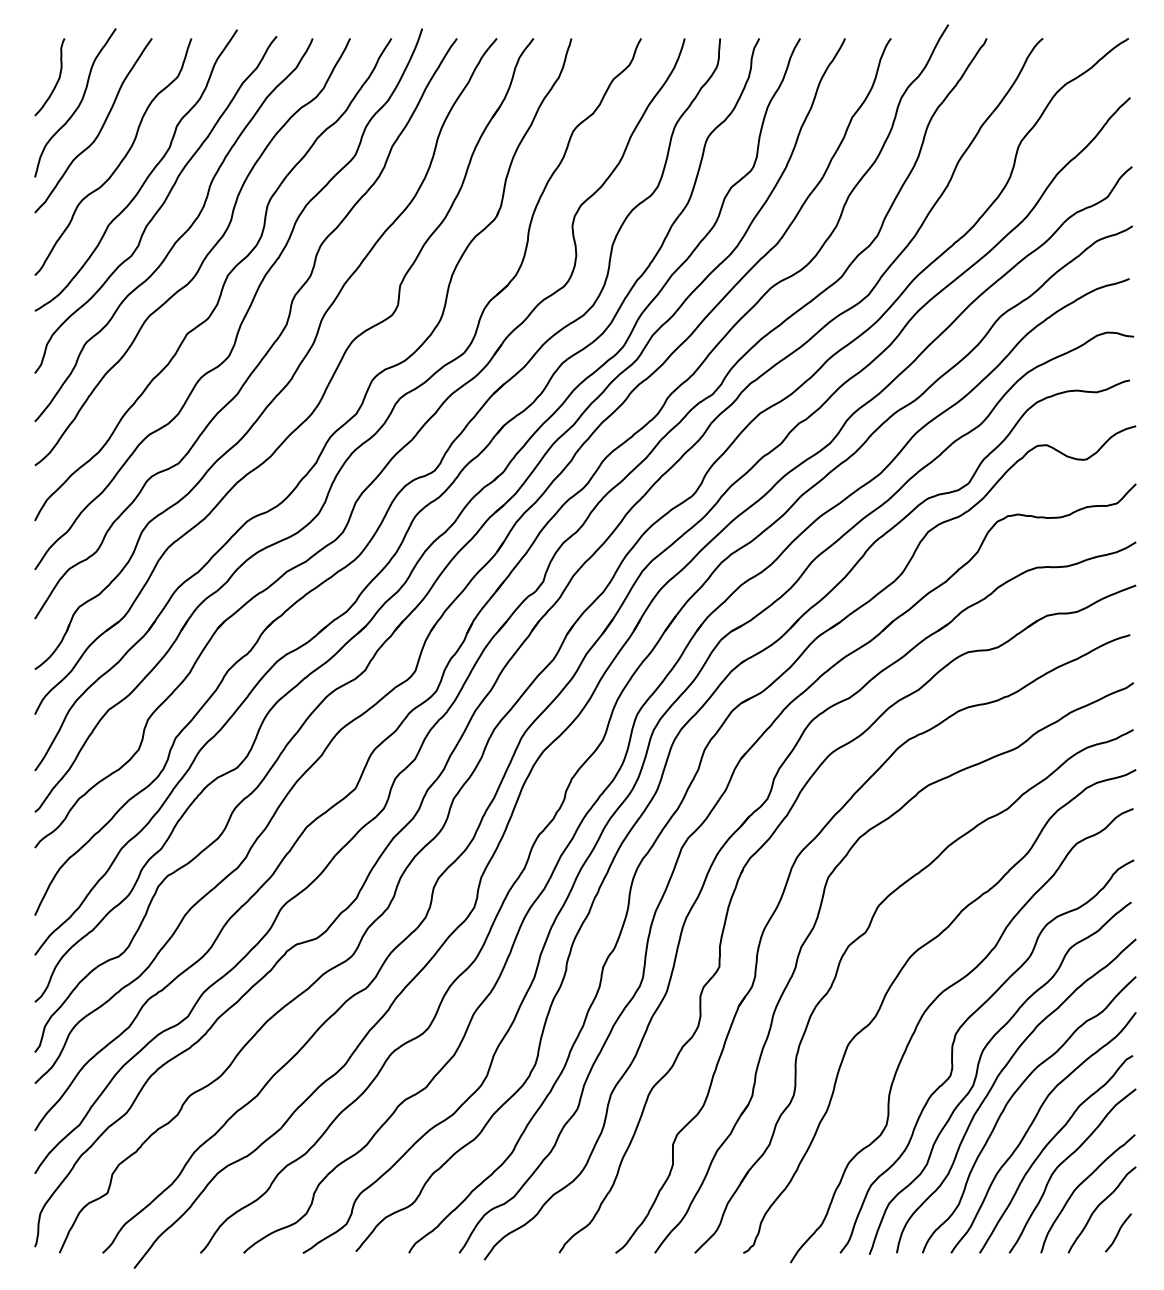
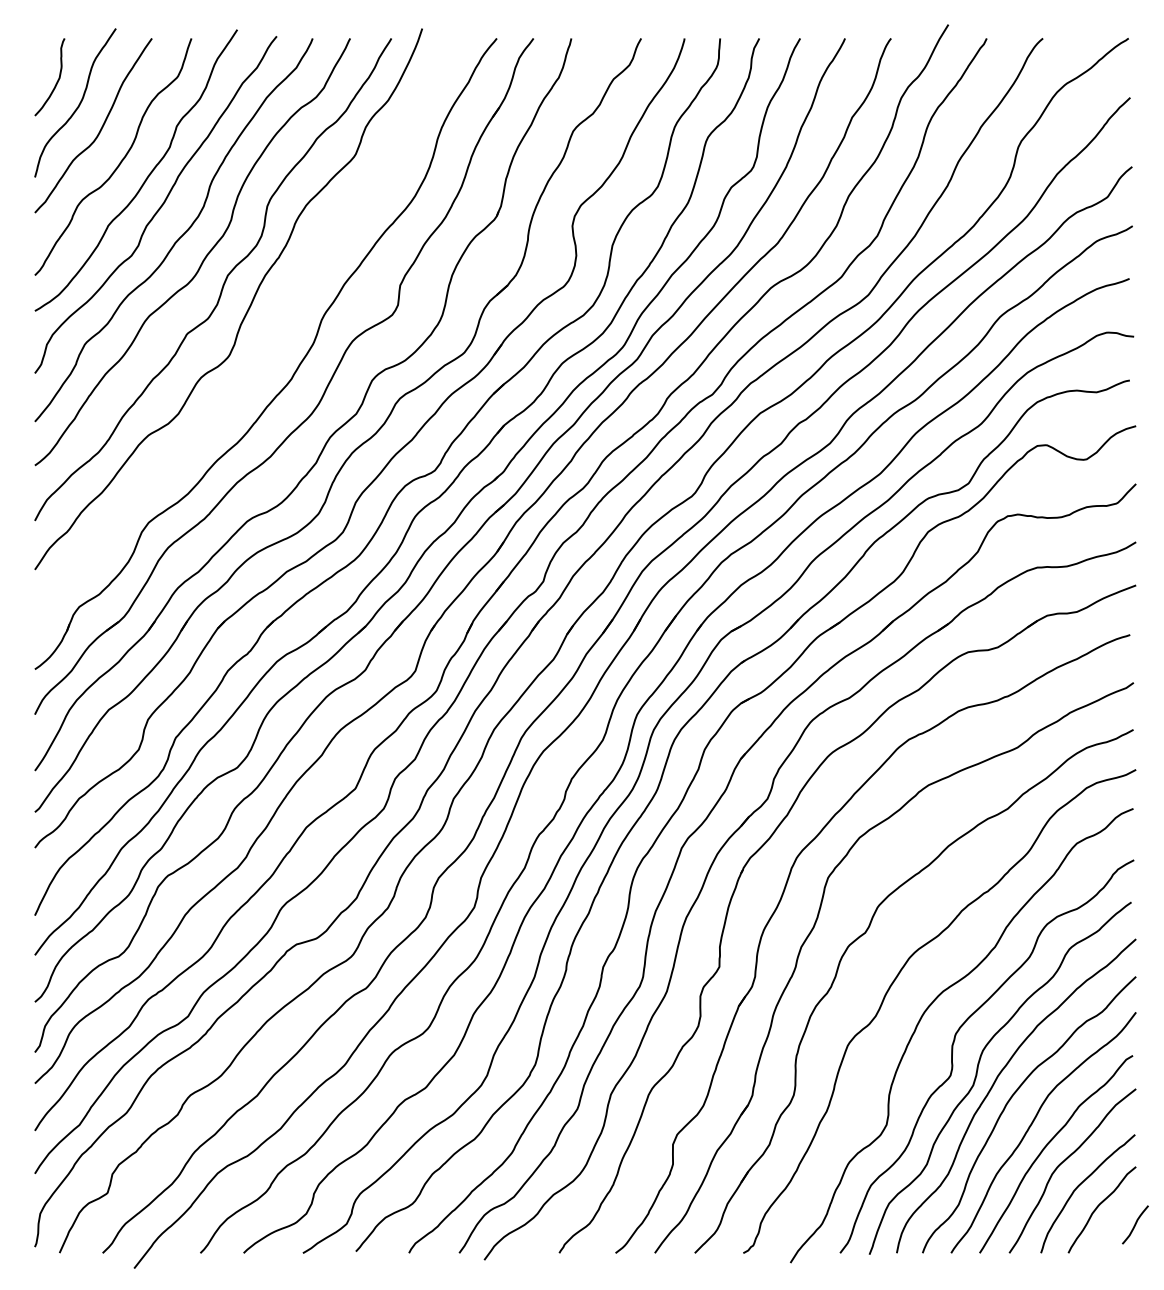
curve: present -> none (269, 347)
curve position: (1118, 1232) -> (1135, 1224) (1135, 1224)
